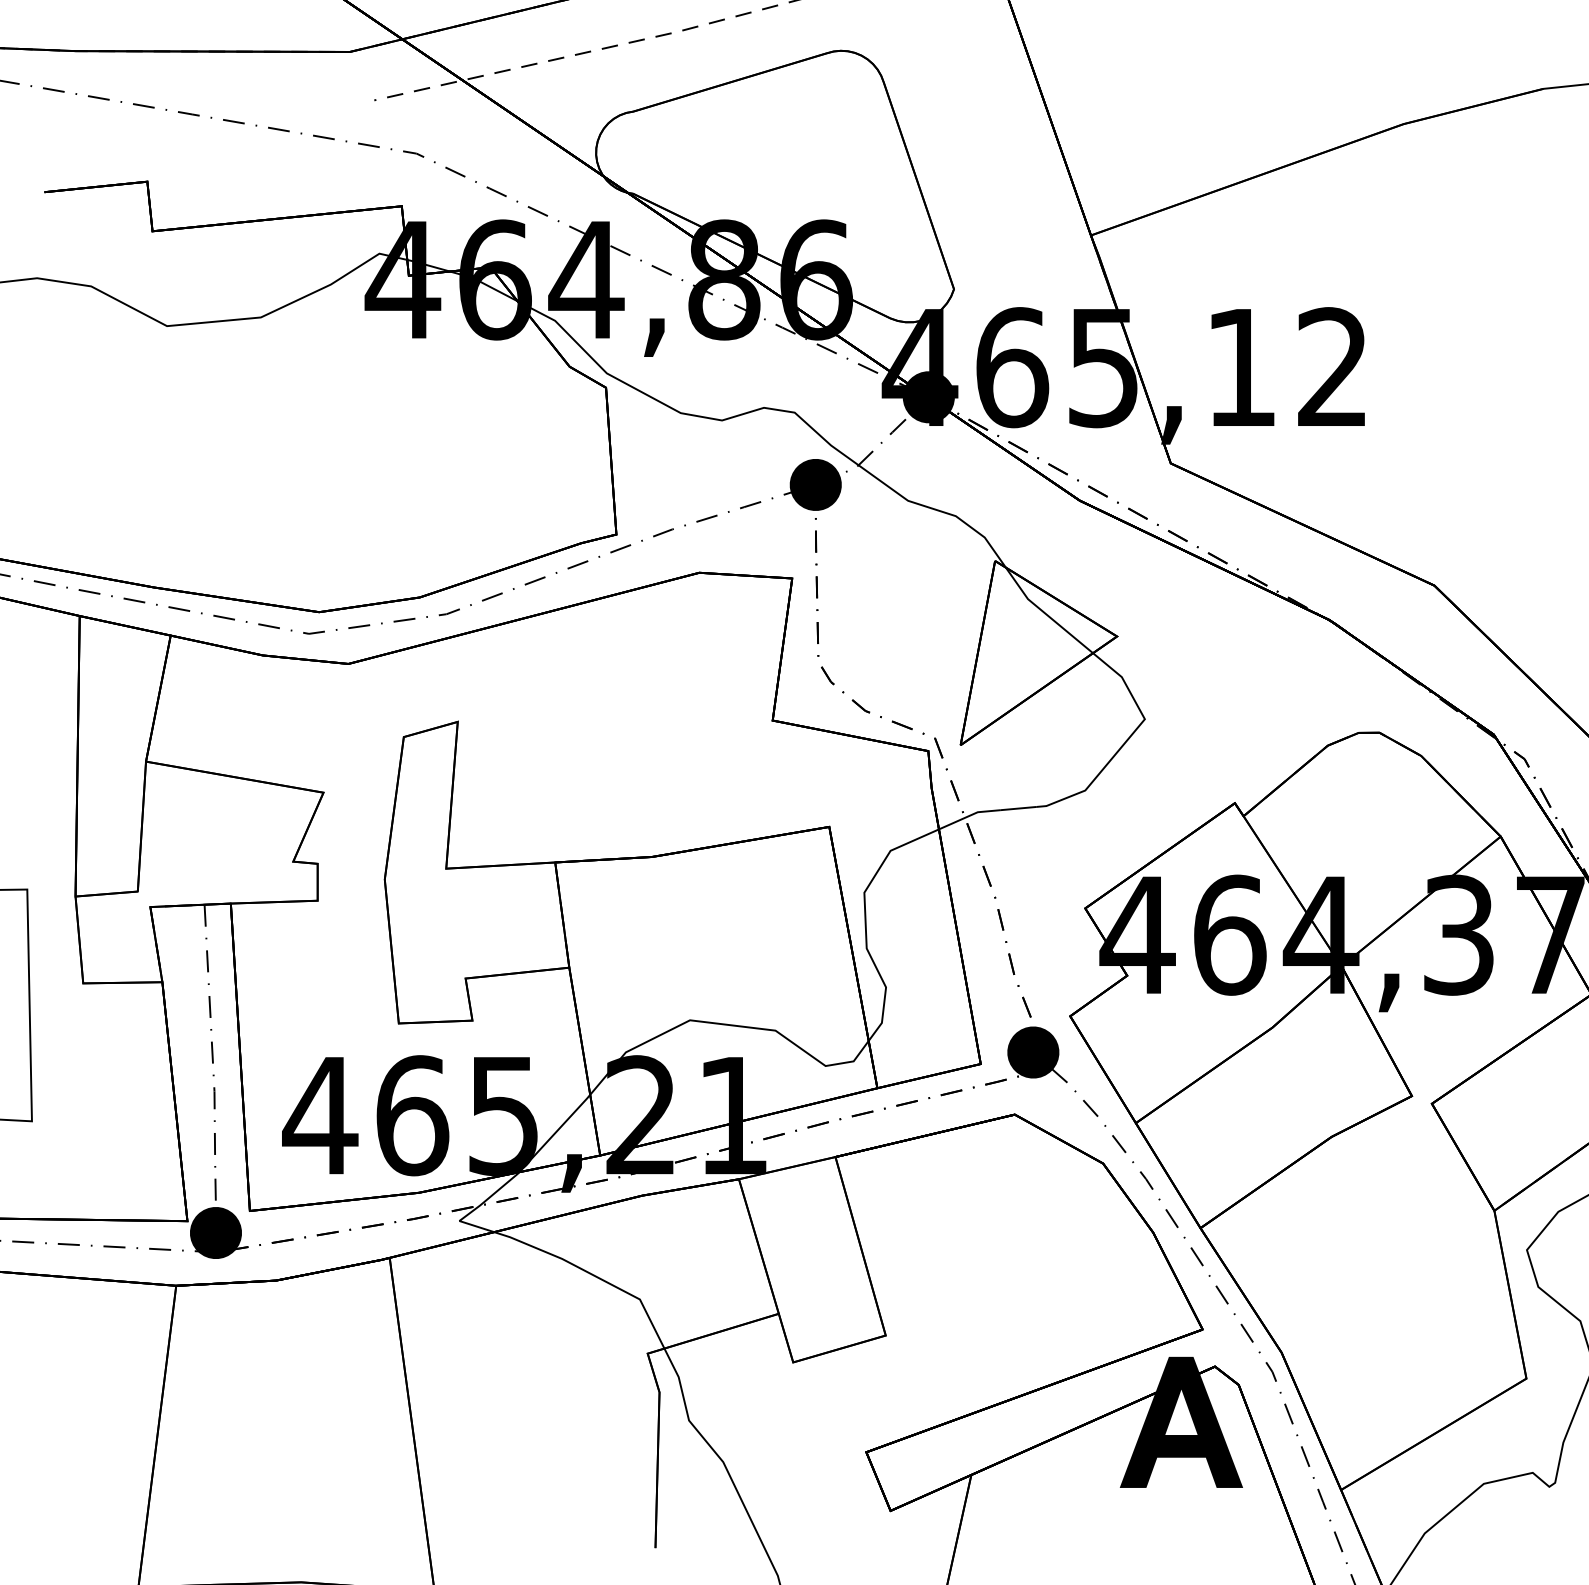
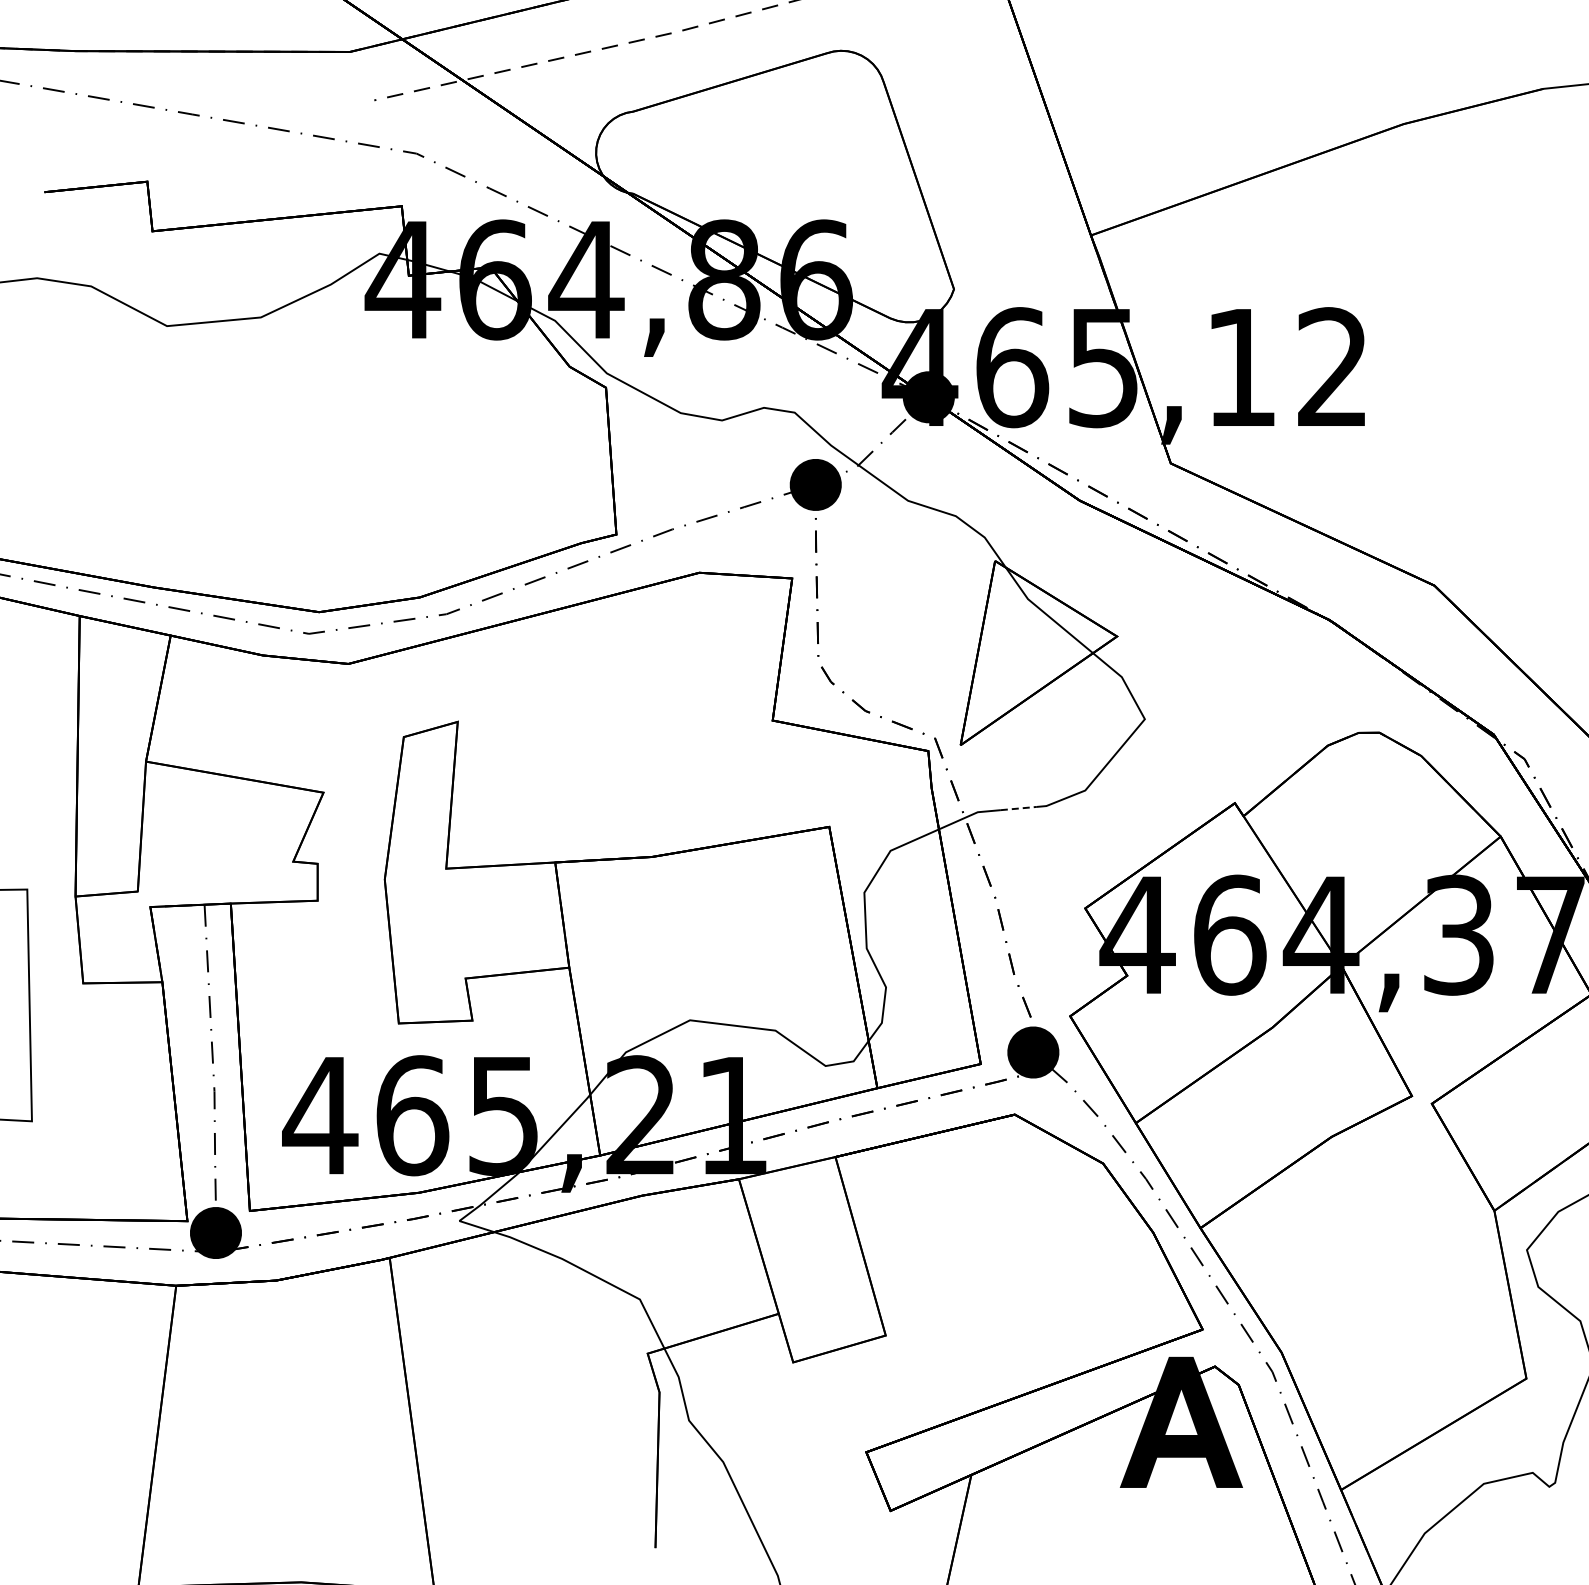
line: solid -> dashed (1019, 808)
